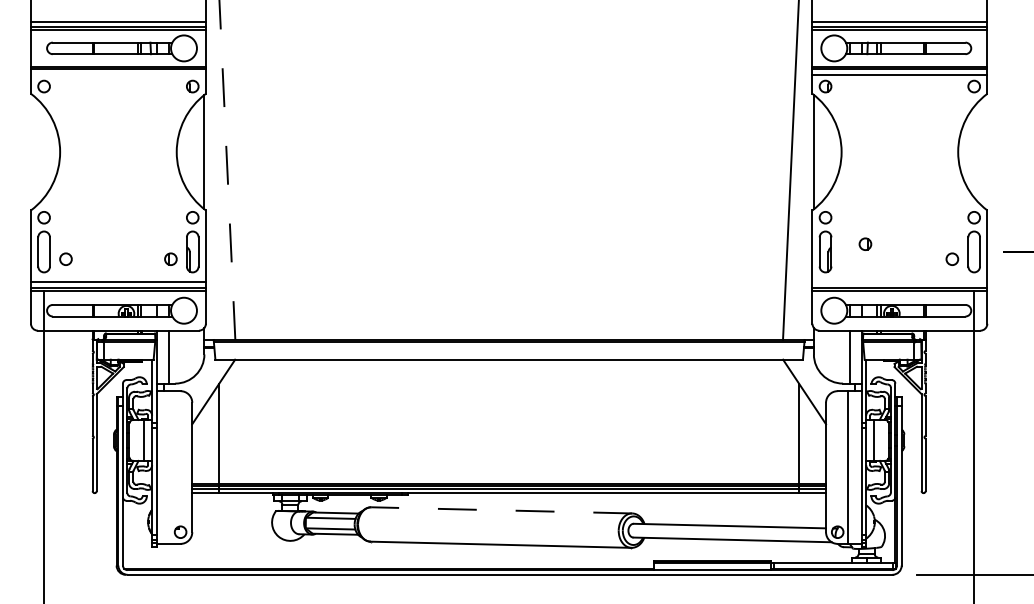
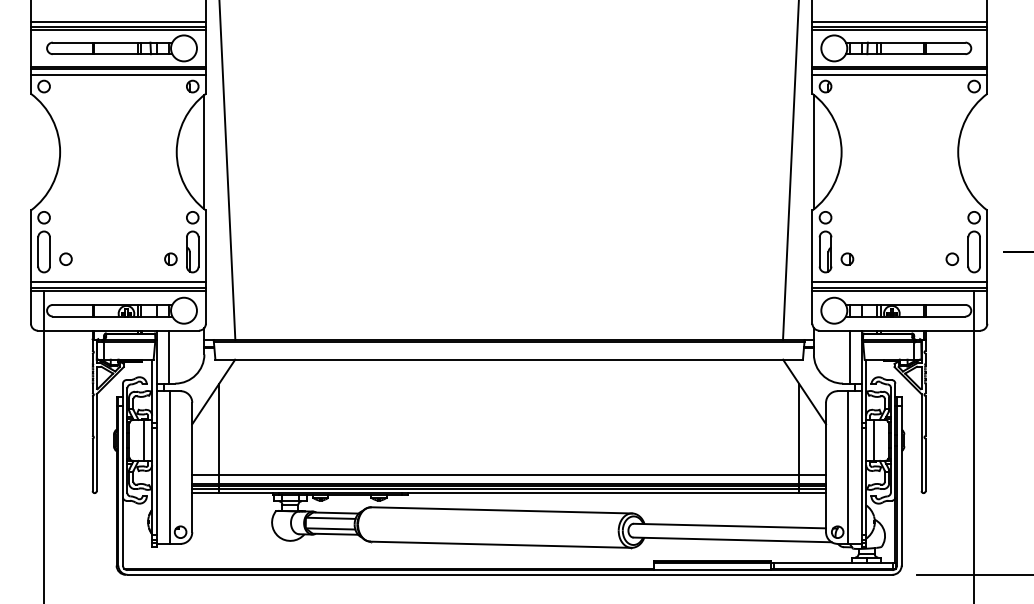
line: none -> present (118, 75)
line: dashed -> solid (227, 170)
part position: (865, 243) -> (847, 258) (847, 258)
line: none -> present (899, 282)
line: none -> present (170, 467)
line: none -> present (509, 474)
line: dashed -> solid (501, 510)
